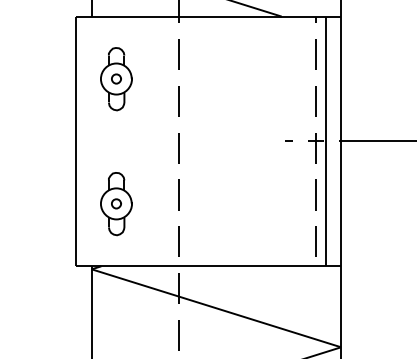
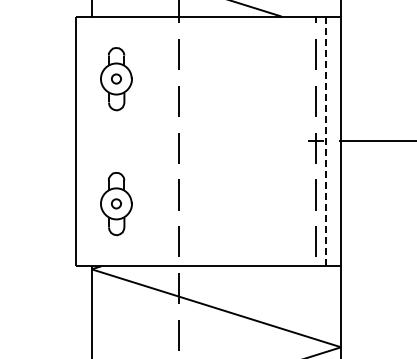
part: present -> none (288, 140)
line: solid -> dashed (325, 141)
